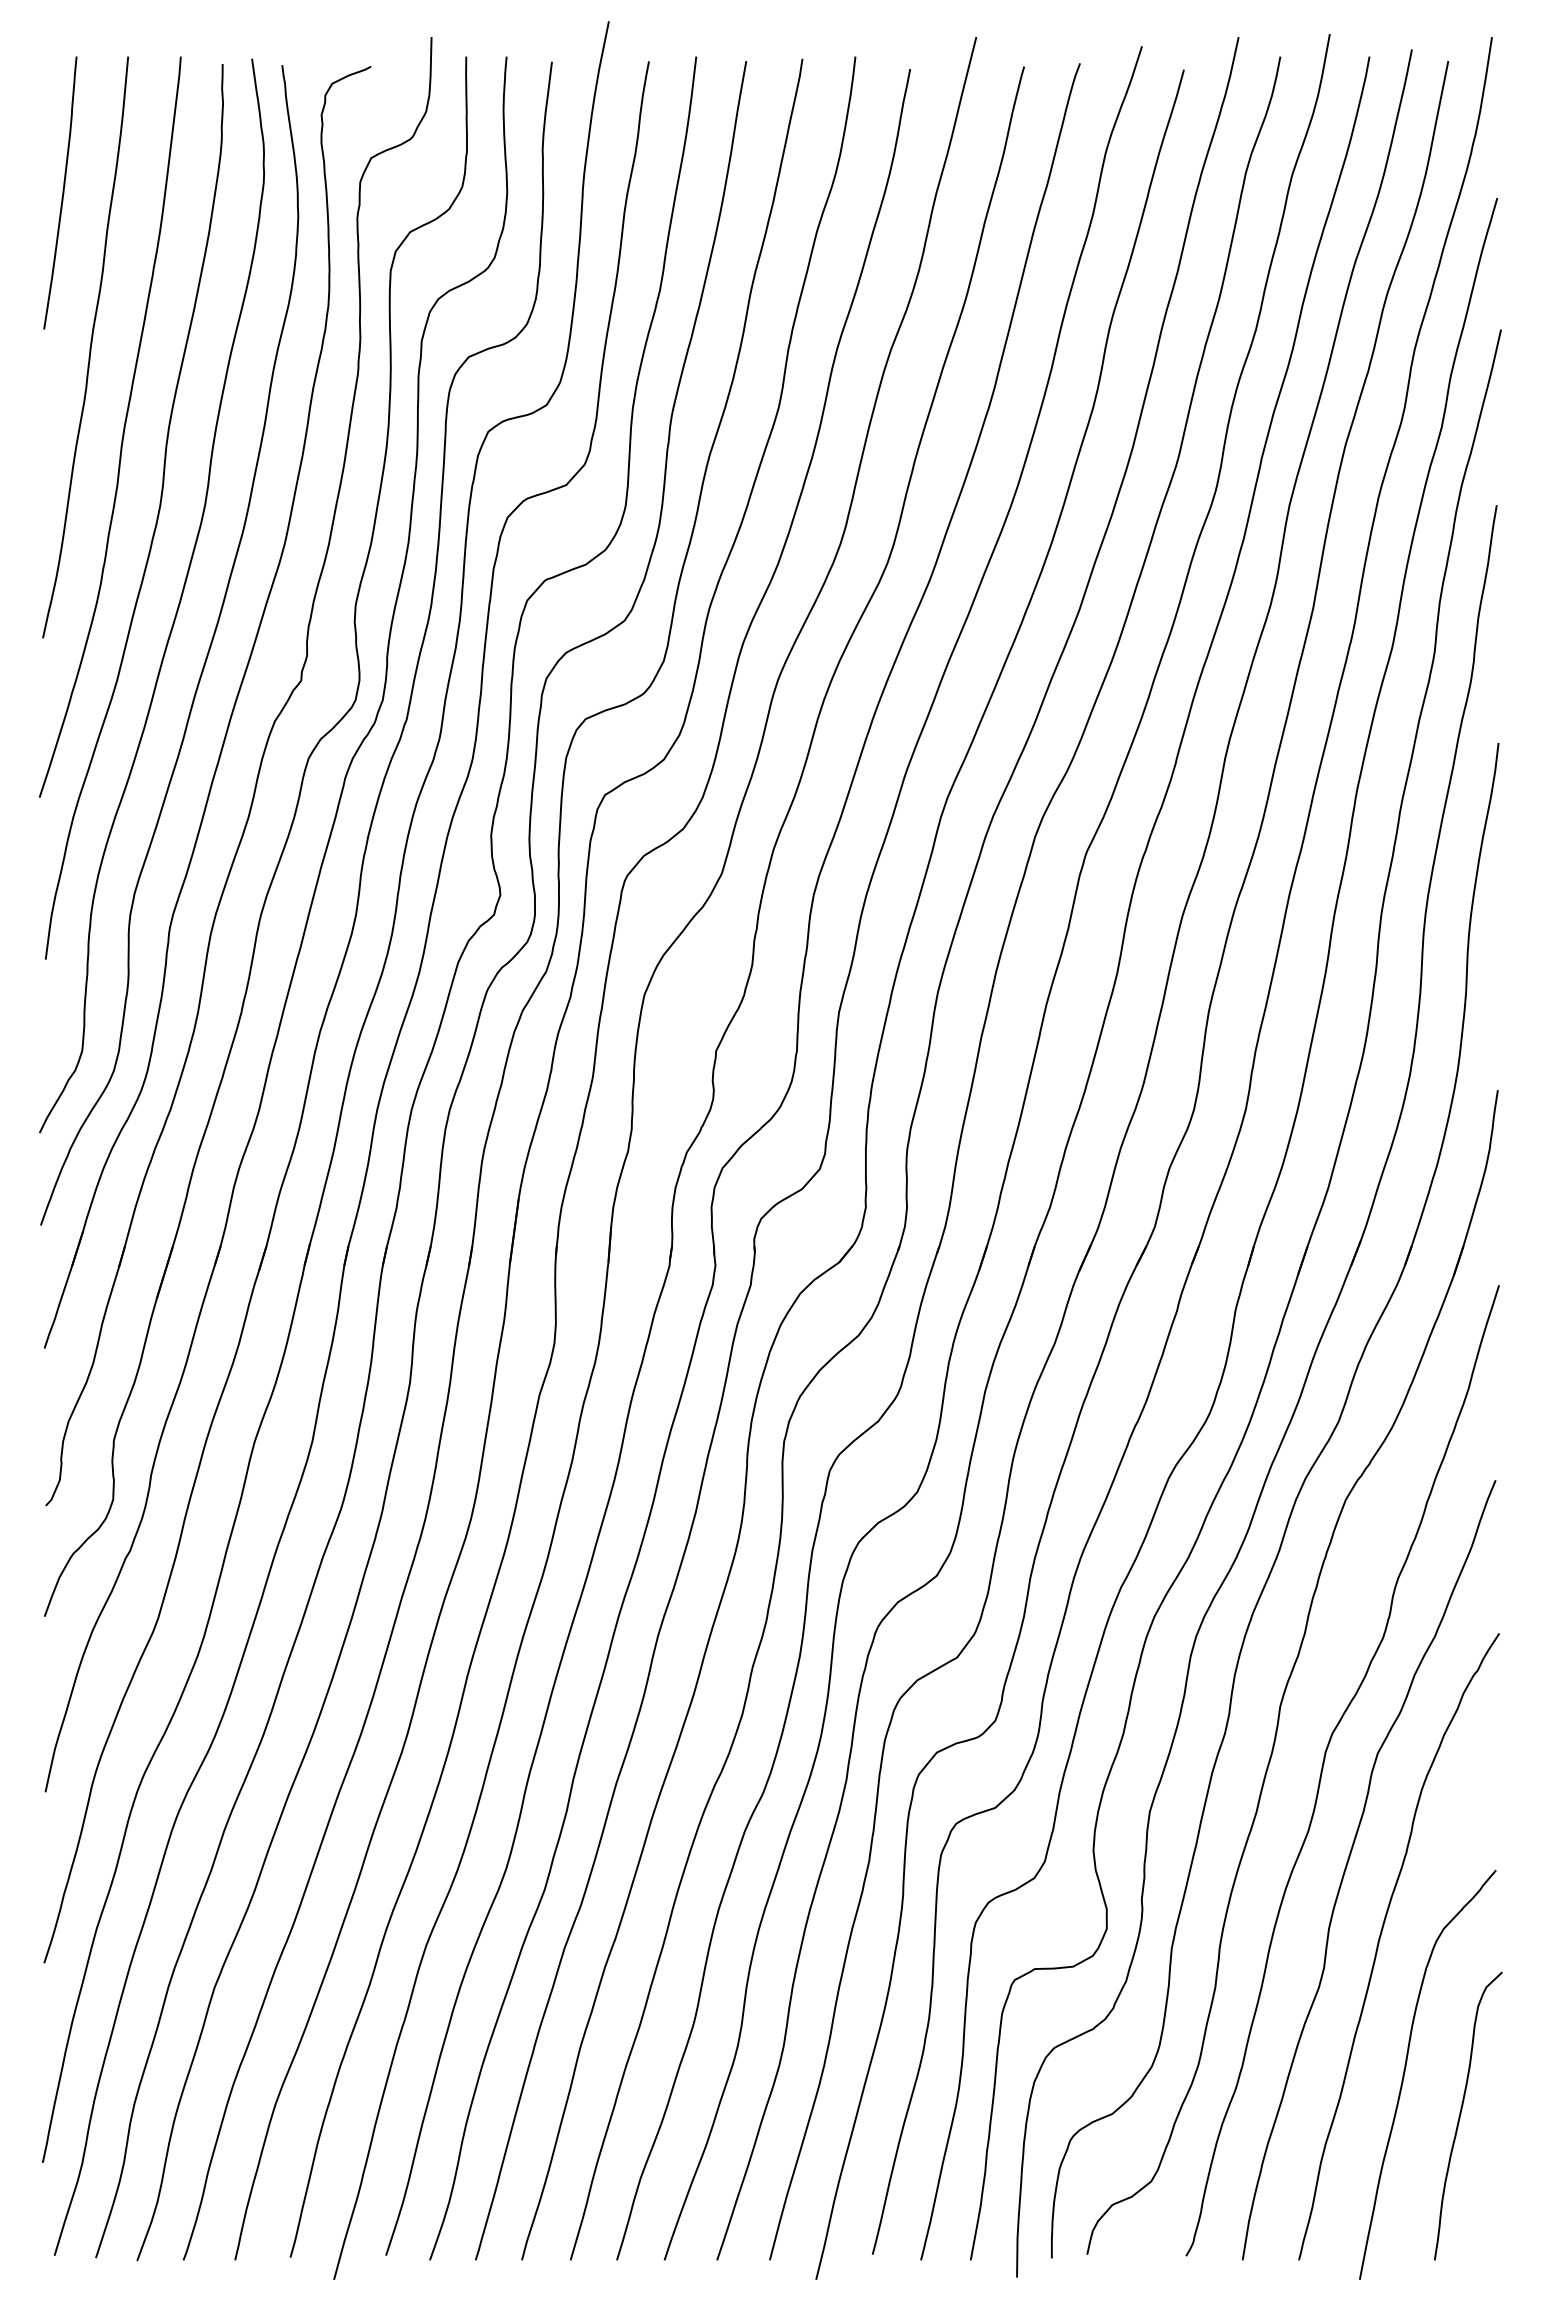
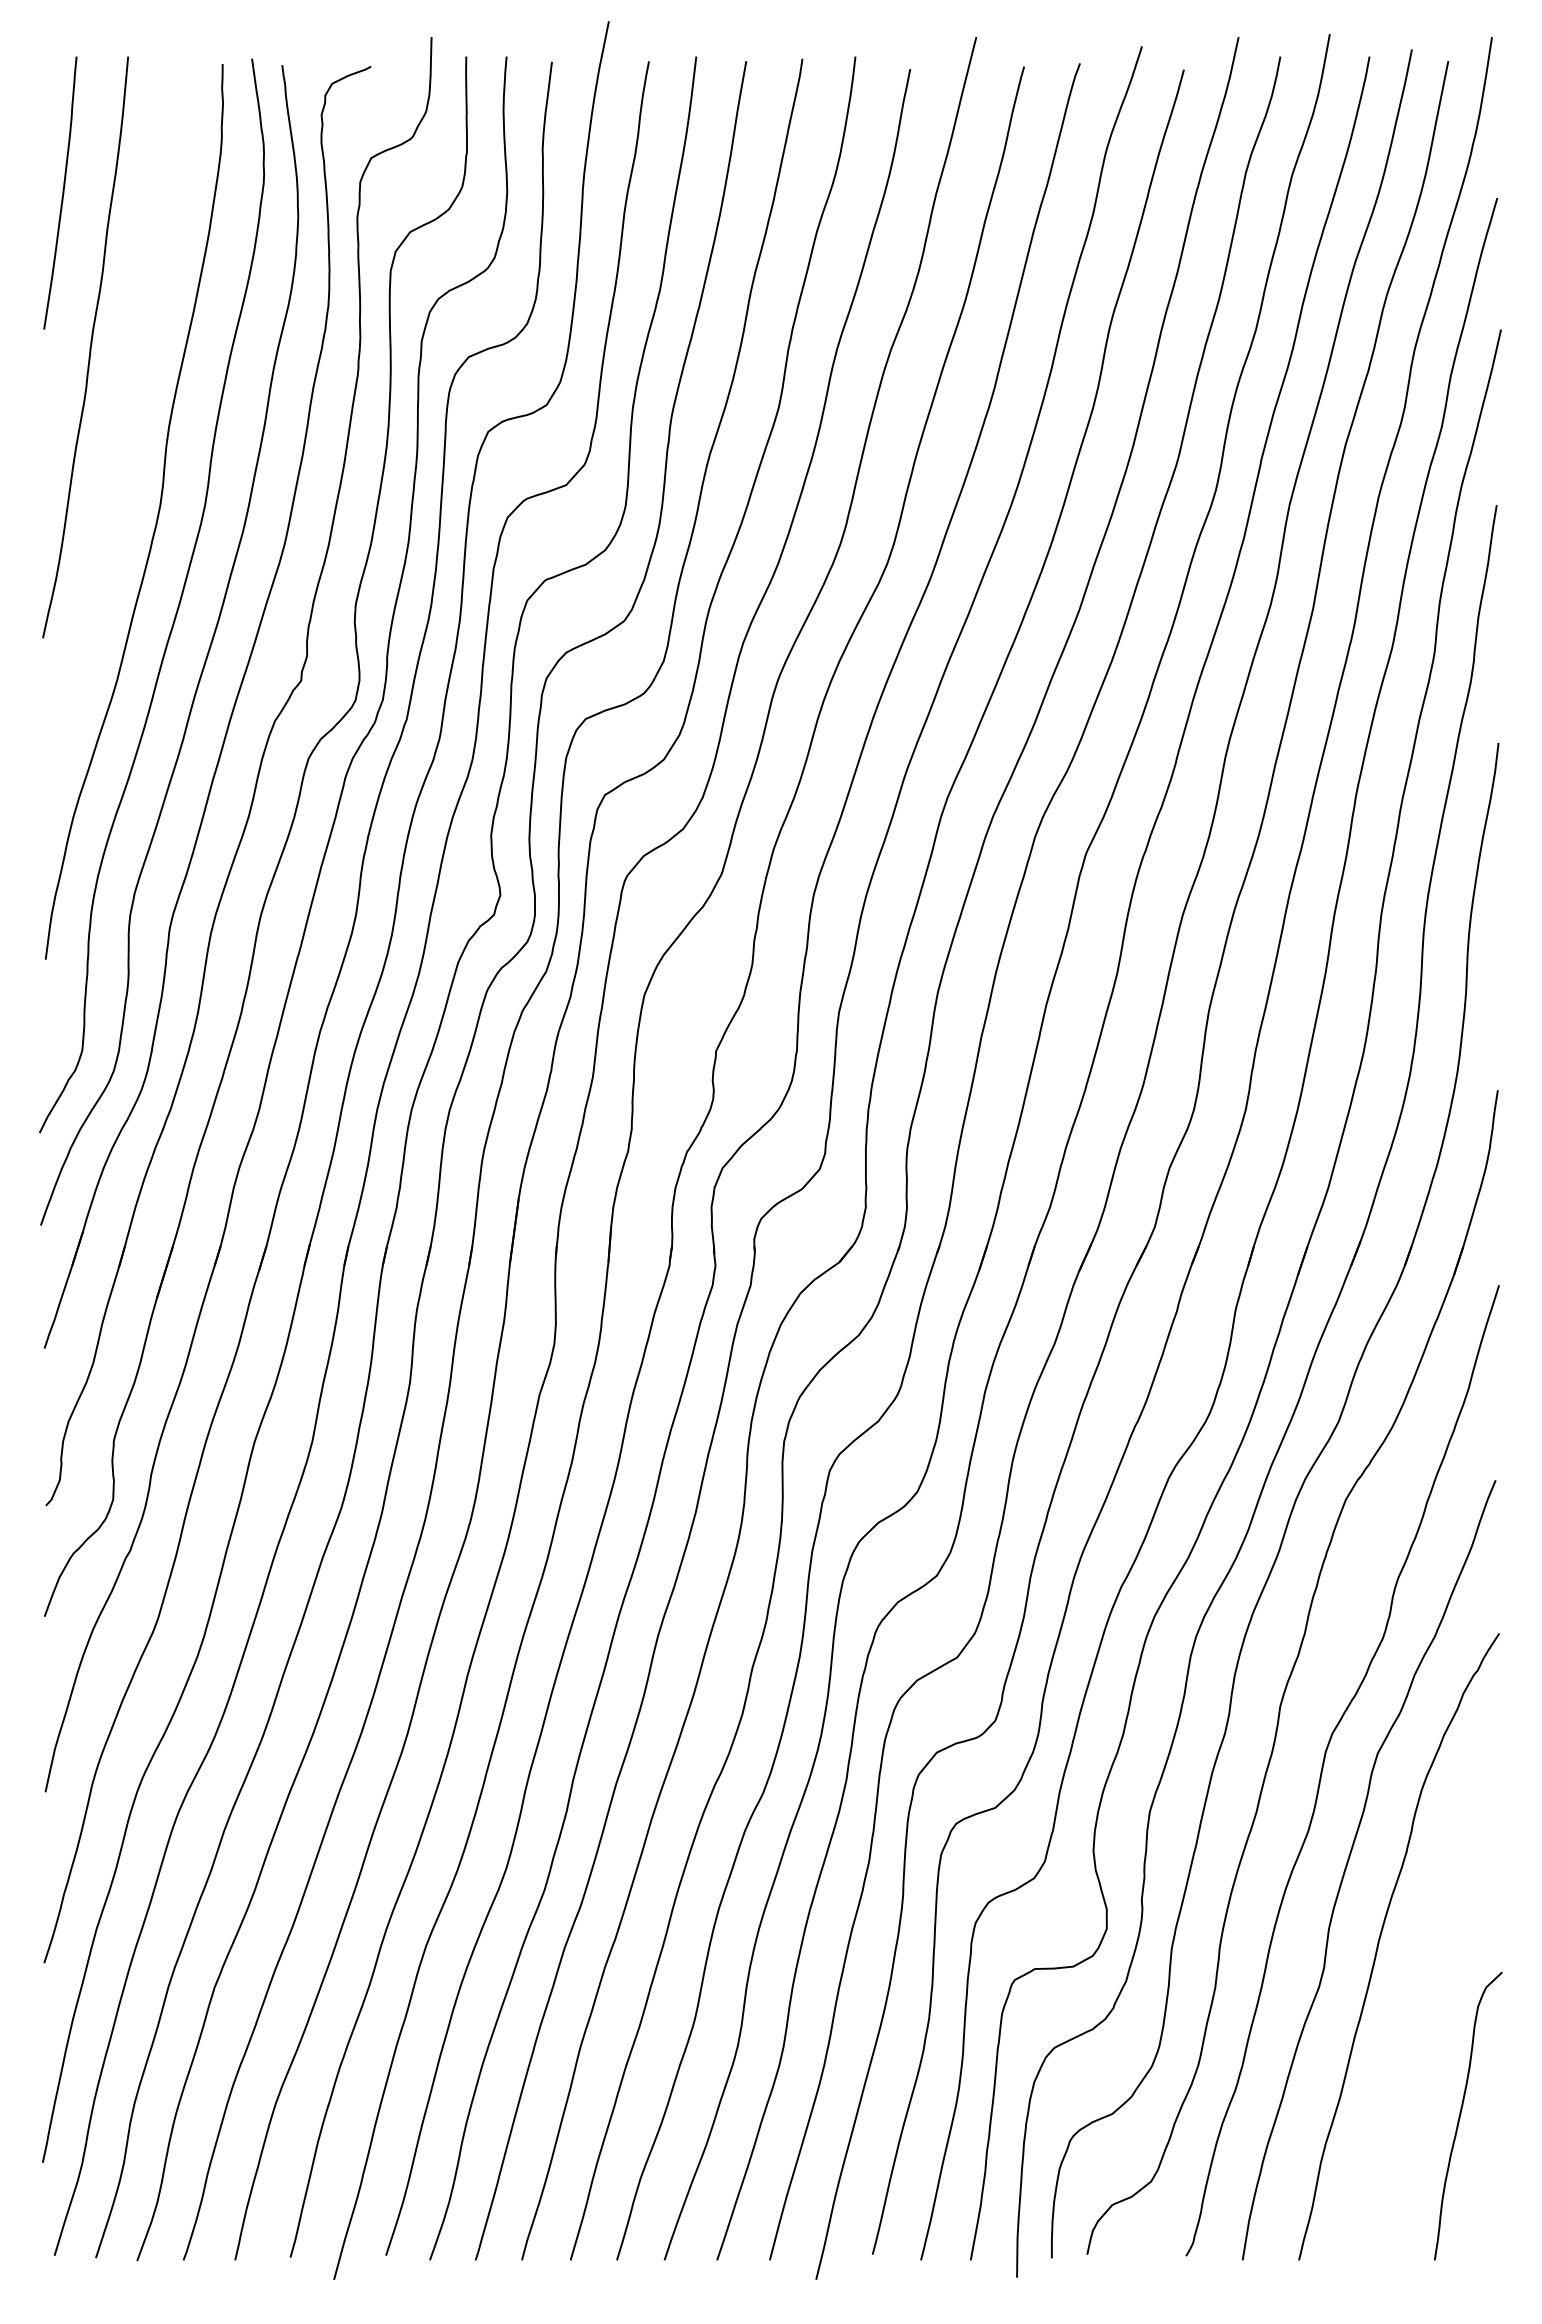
curve: present -> none (123, 426)
curve: present -> none (1405, 2072)
